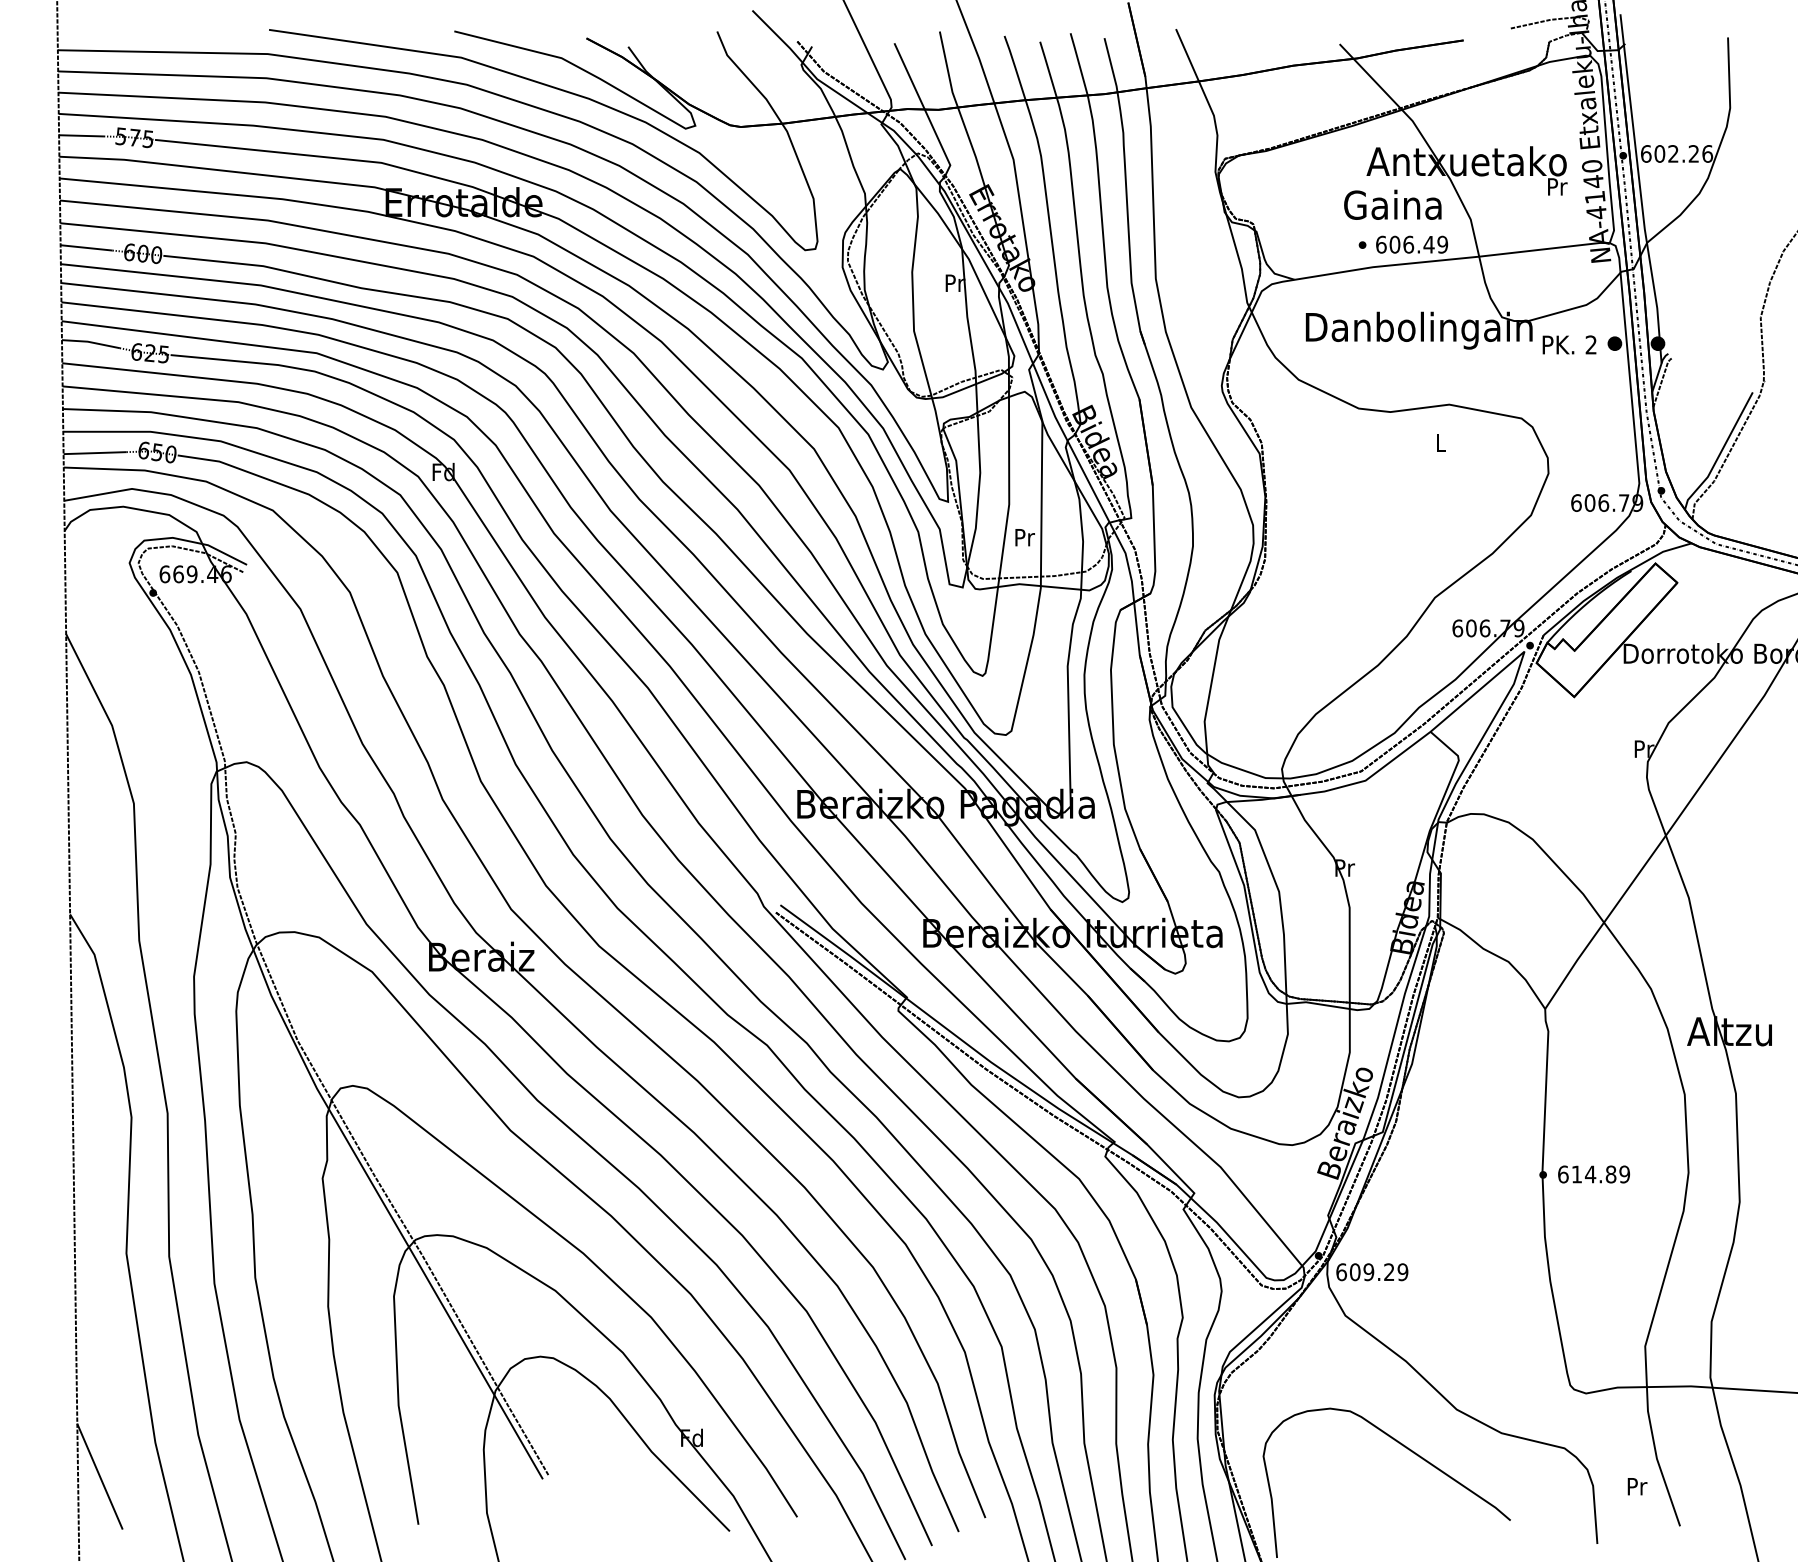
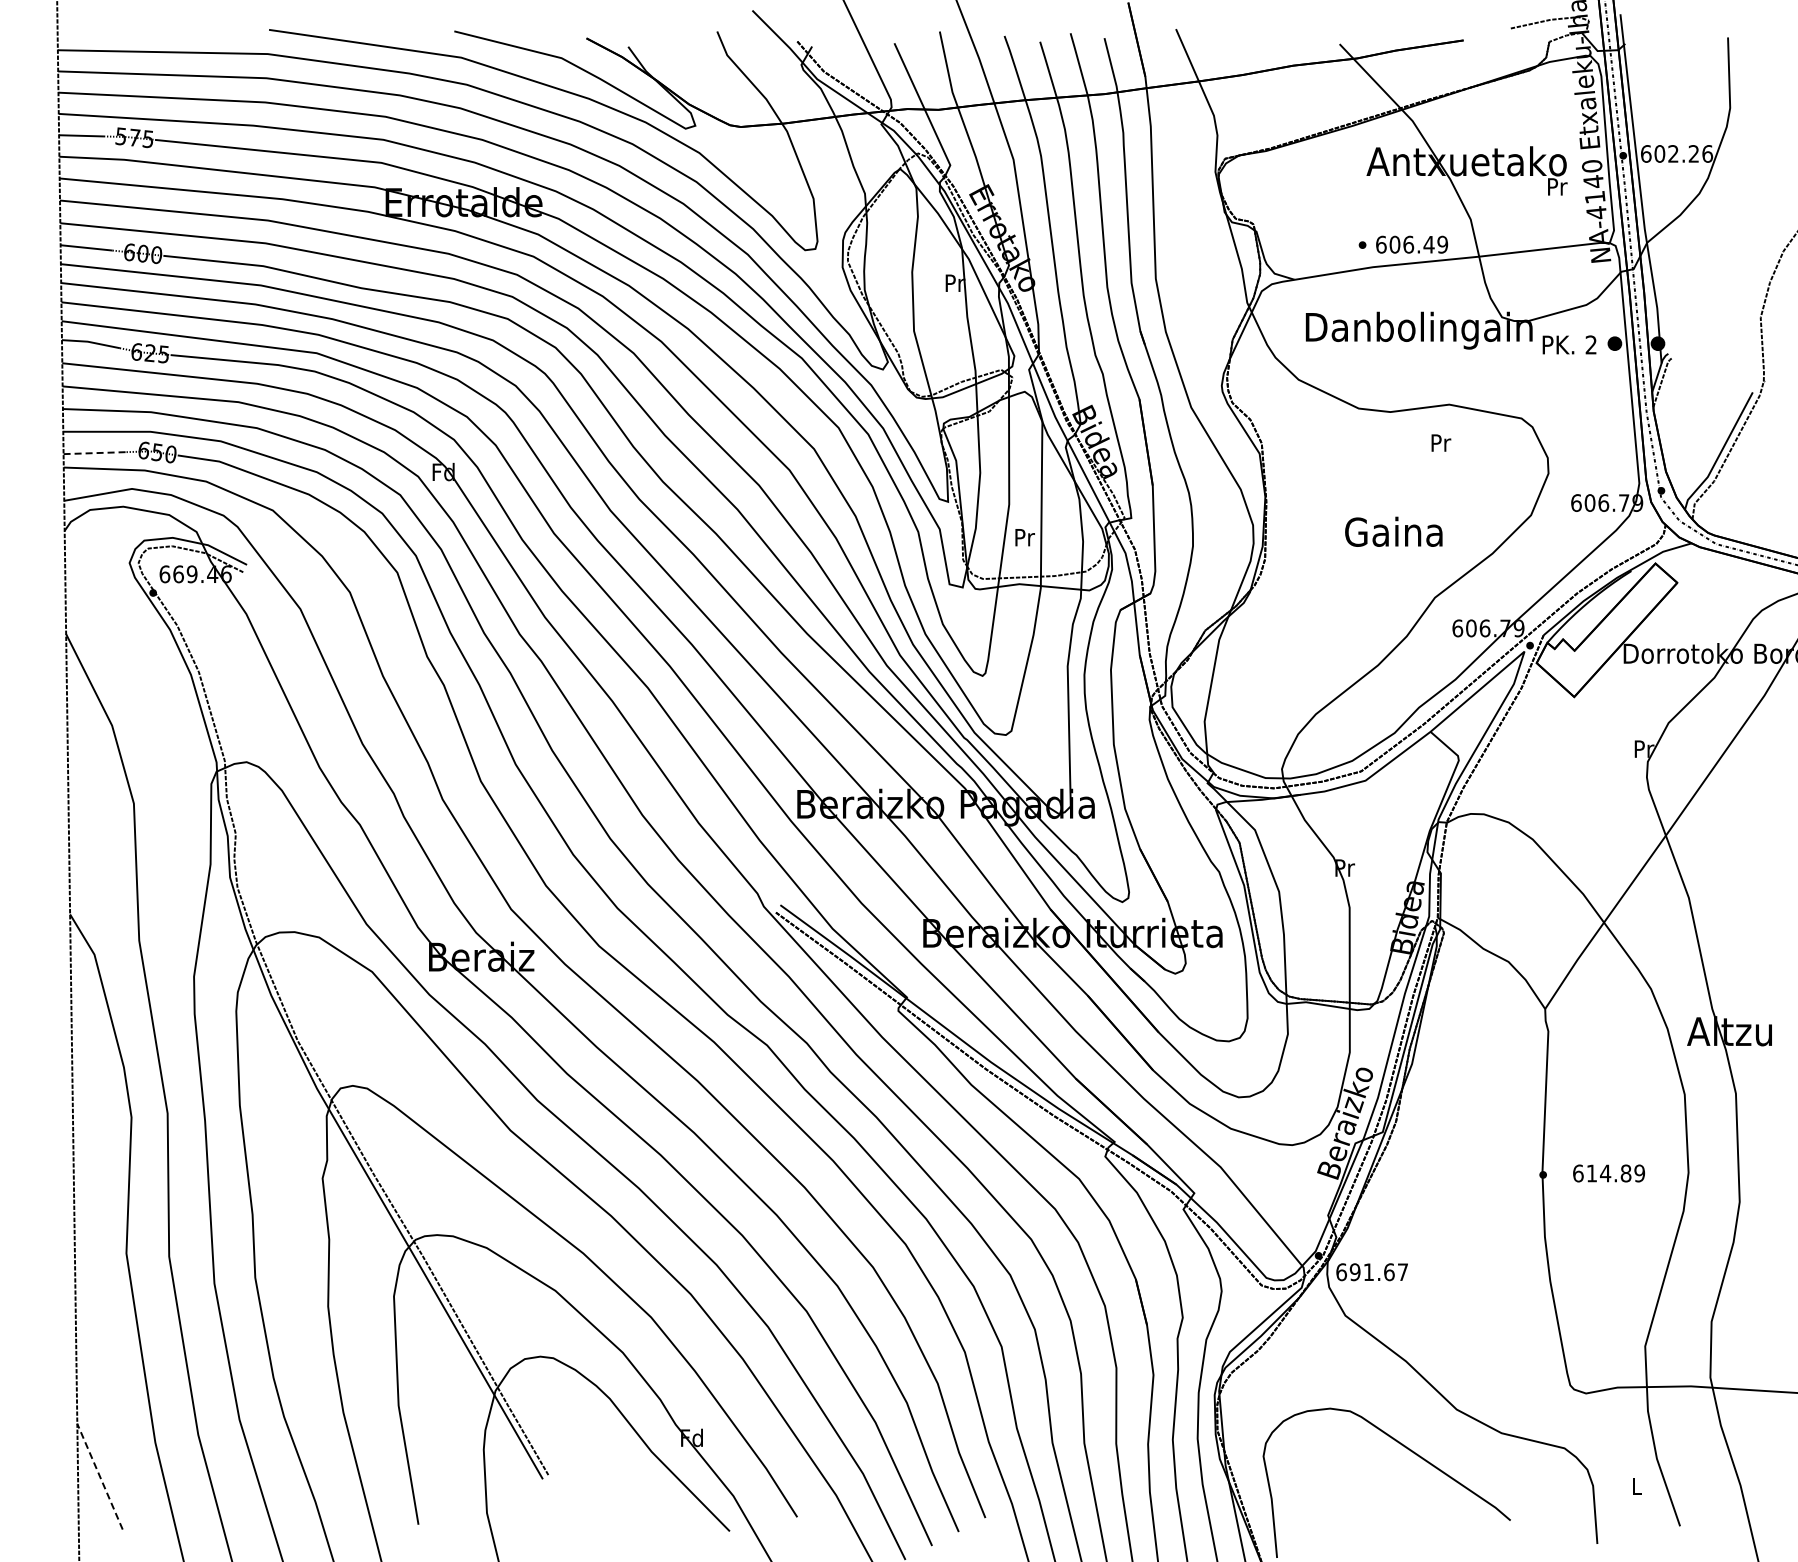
text position: (1392, 204) -> (1393, 531) (1393, 531)
text: L -> Pr (1441, 442)
line: solid -> dashed (95, 453)
text position: (1593, 1174) -> (1608, 1173) (1608, 1173)
text: 609.29 -> 691.67 (1378, 1272)
line: solid -> dashed (100, 1476)
text: Pr -> L (1637, 1486)
